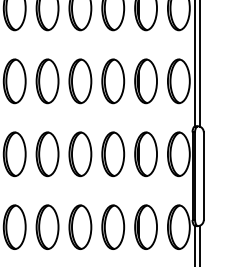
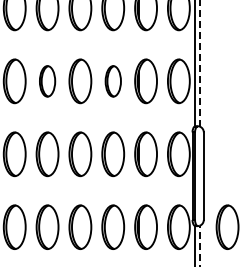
line: solid -> dashed (199, 62)
part size: 25x47 px -> 18x33 px (47, 81)
part size: 25x47 px -> 18x33 px (112, 81)
part: none -> present (227, 226)
line: solid -> dashed (199, 245)
